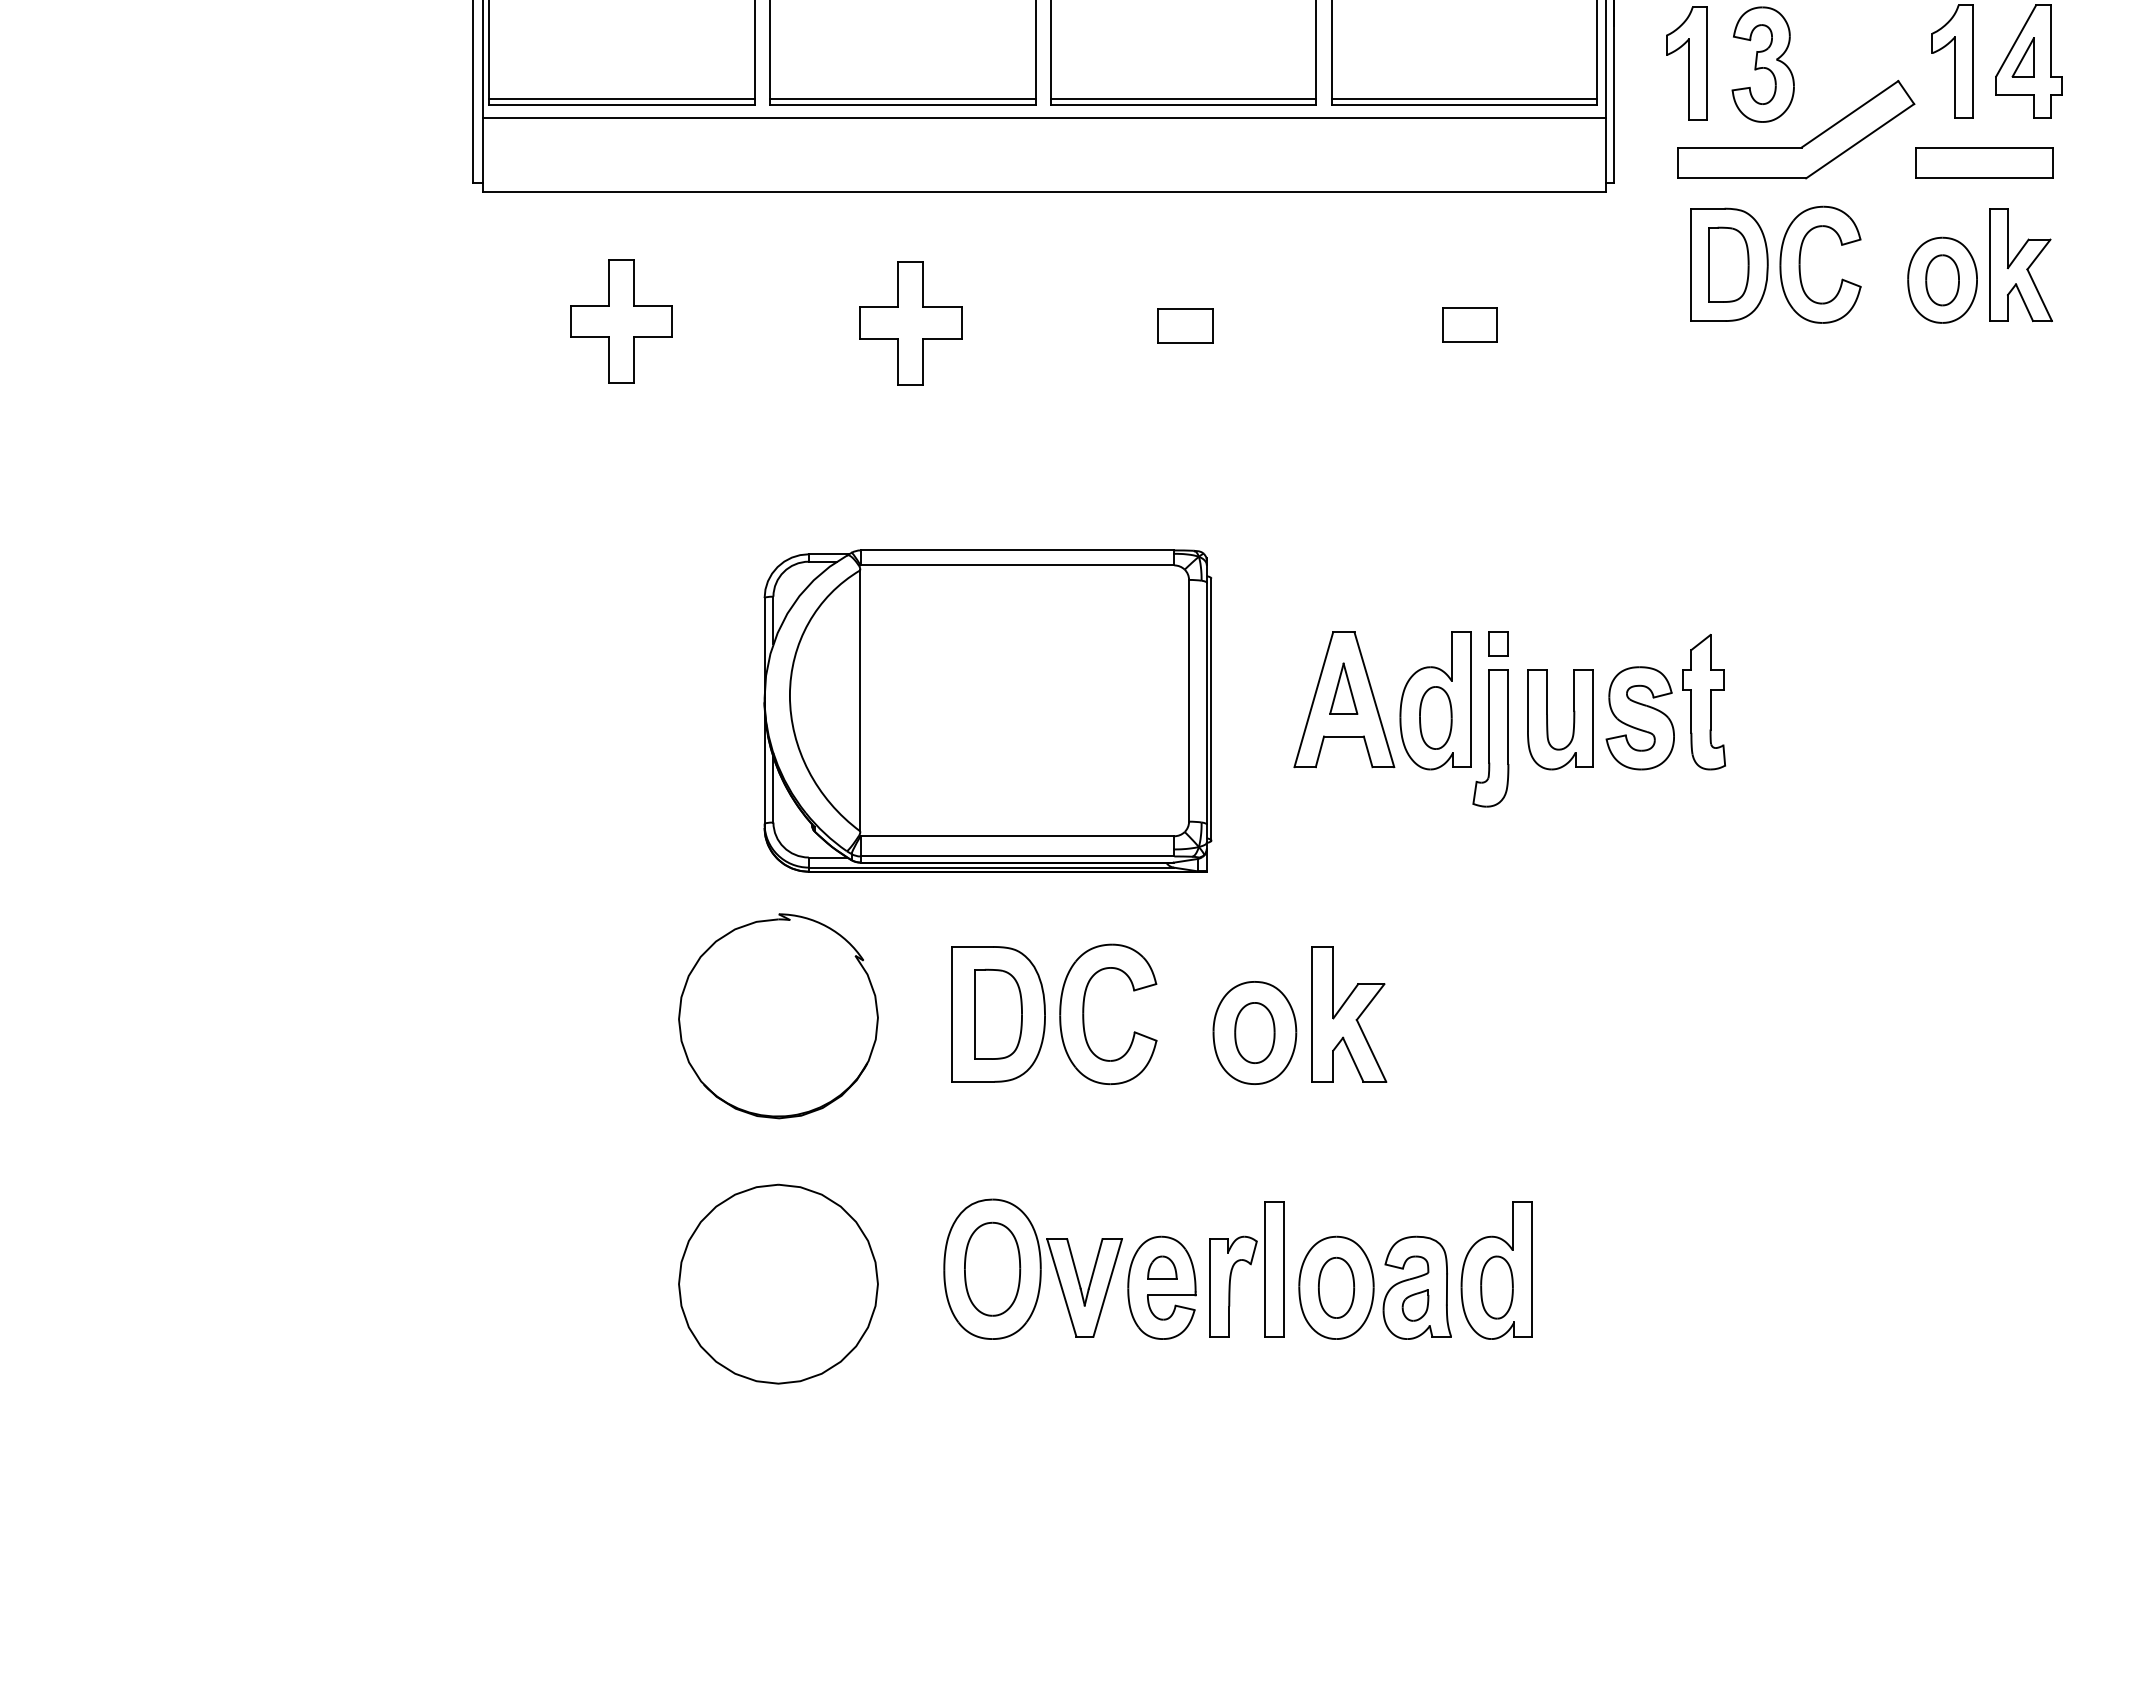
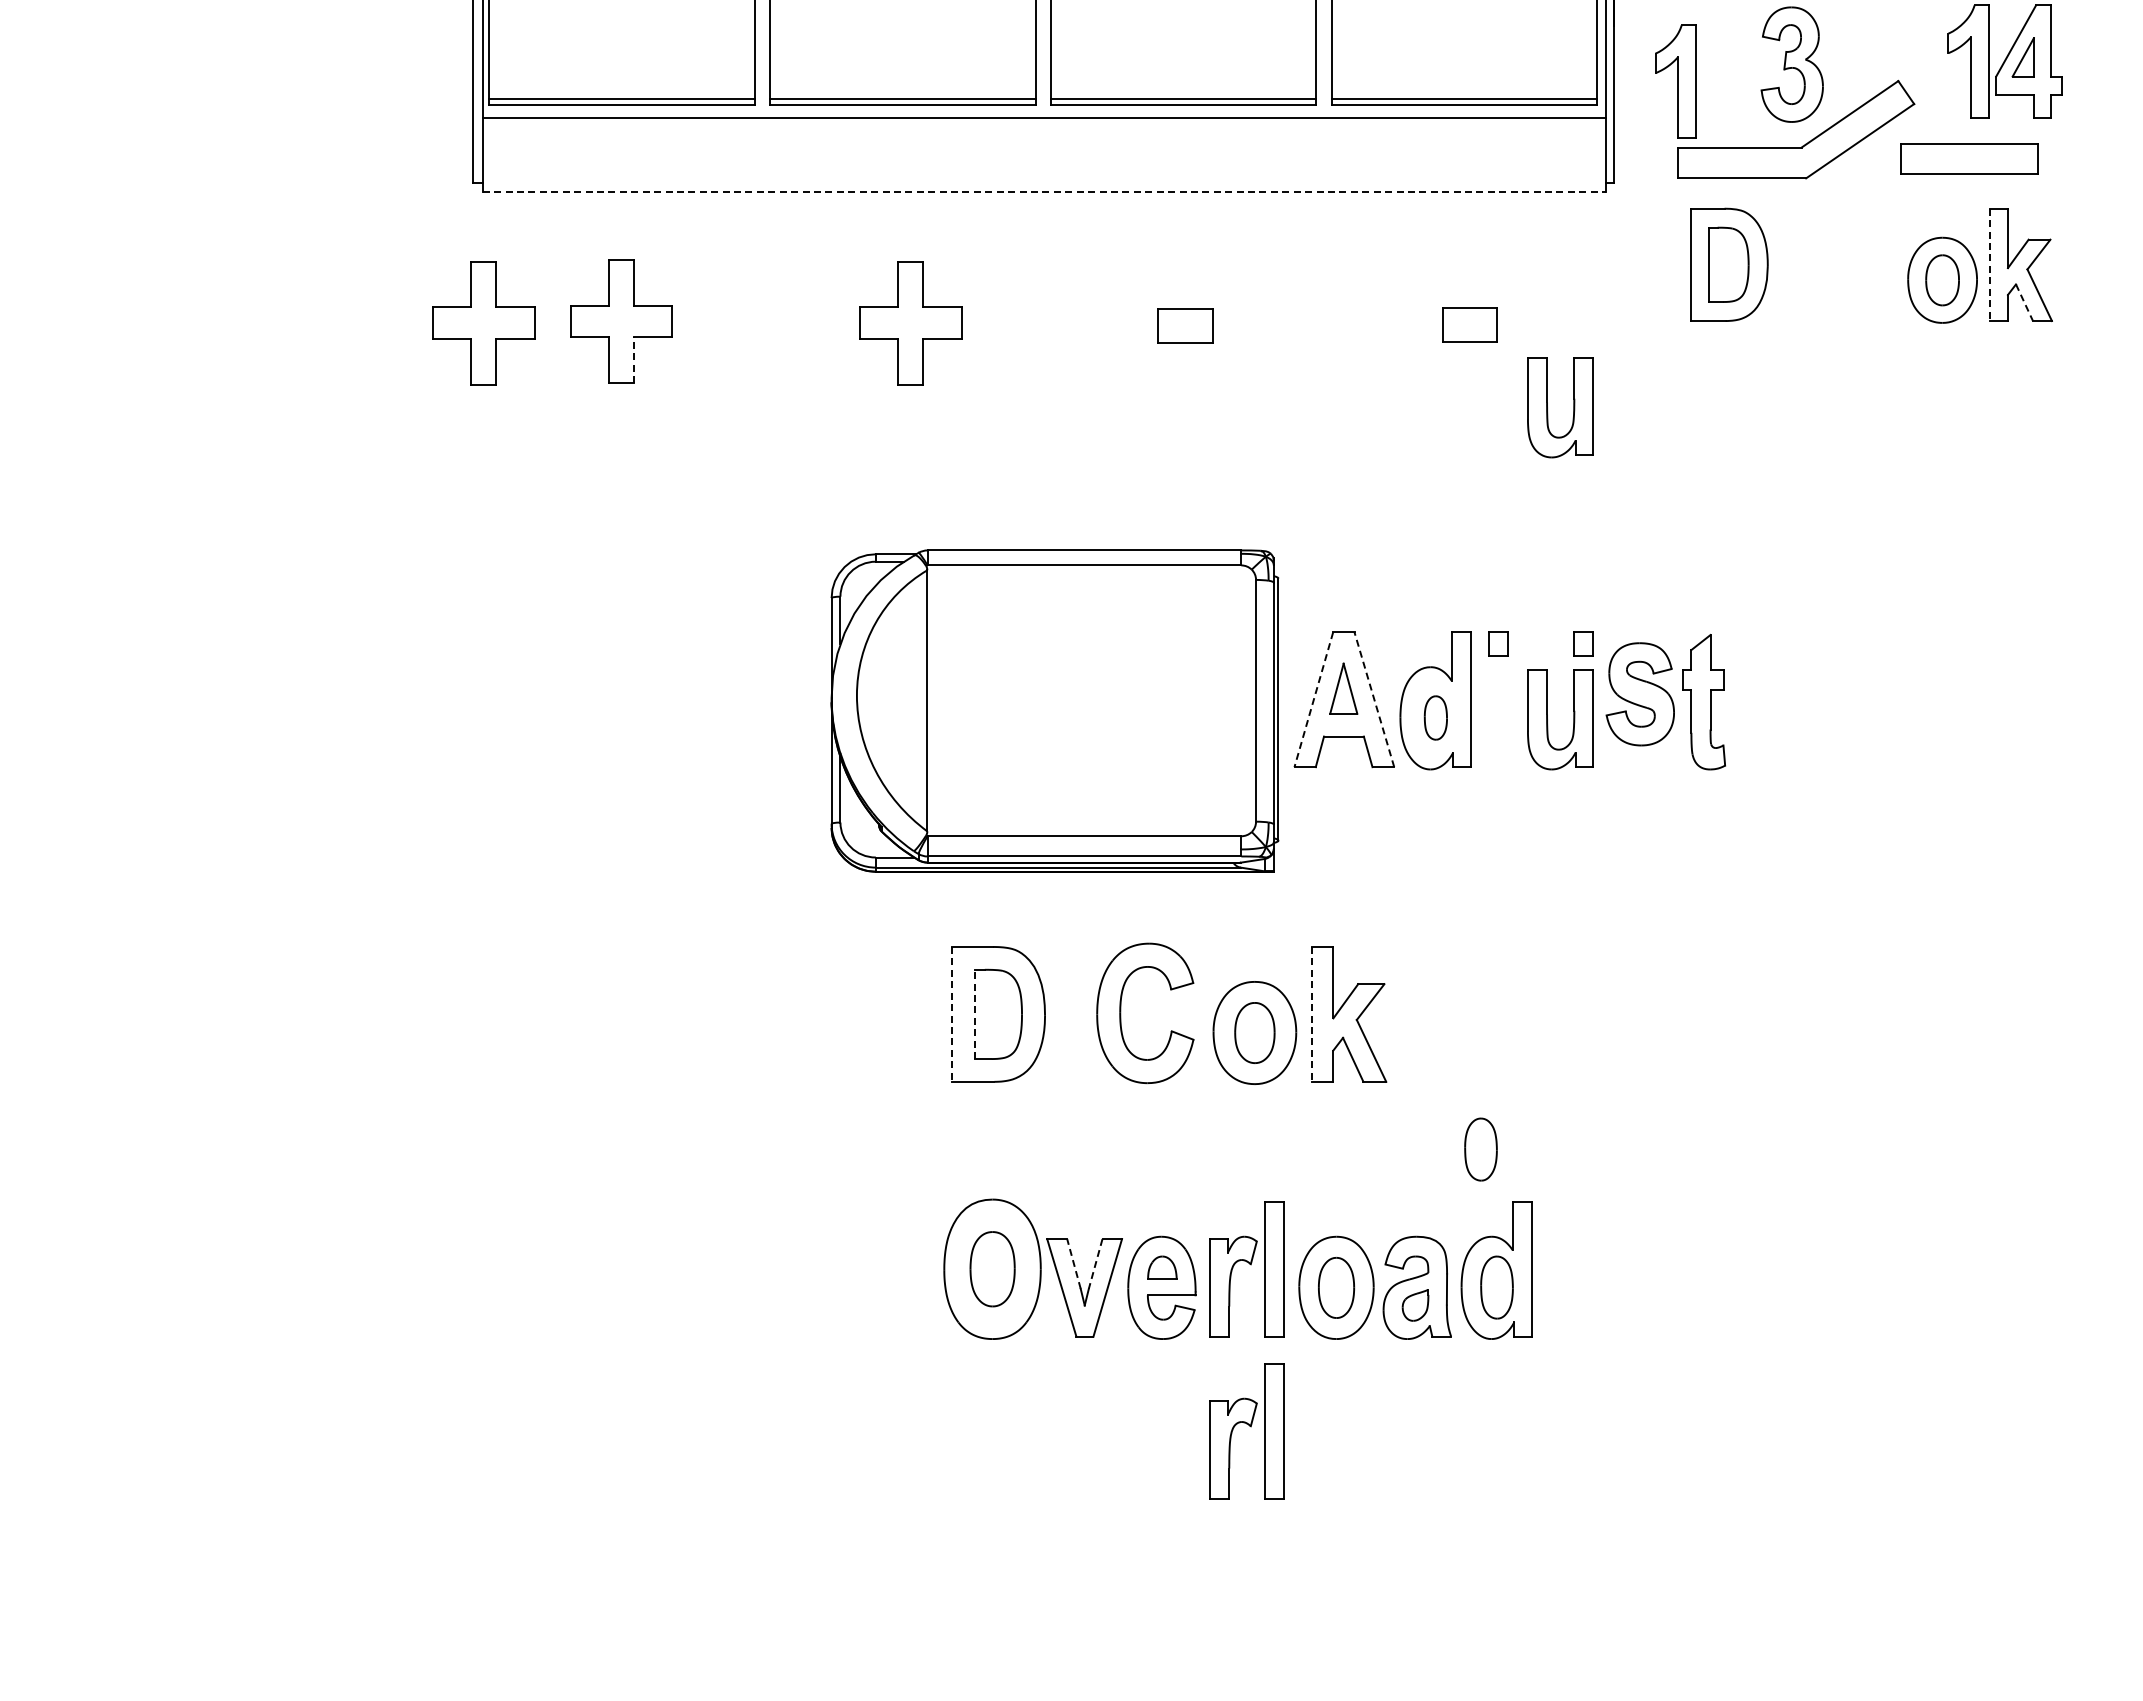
part position: (1952, 61) -> (1968, 61) (1968, 61)
part position: (1686, 63) -> (1675, 81) (1675, 81)
part position: (1762, 64) -> (1791, 64) (1791, 64)
part position: (1984, 162) -> (1969, 158) (1969, 158)
line: solid -> dashed (1044, 191)
part: present -> none (1800, 264)
line: solid -> dashed (1990, 265)
line: solid -> dashed (2024, 303)
part: none -> present (483, 323)
line: solid -> dashed (634, 360)
part: none -> present (1547, 407)
part: none -> present (1583, 643)
line: solid -> dashed (1374, 699)
line: solid -> dashed (1313, 700)
part position: (987, 710) -> (1054, 710) (1054, 710)
part size: 34x64 px -> 25x46 px (1435, 717)
part position: (1639, 718) -> (1639, 694) (1639, 694)
part: present -> none (1490, 738)
part position: (1084, 1013) -> (1121, 1012) (1121, 1012)
line: solid -> dashed (952, 1014)
line: solid -> dashed (974, 1014)
line: solid -> dashed (1312, 1014)
part: present -> none (778, 1016)
part: none -> present (1480, 1149)
line: solid -> dashed (1073, 1264)
line: solid -> dashed (1095, 1264)
part size: 58x96 px -> 47x77 px (992, 1269)
part: present -> none (778, 1283)
part: none -> present (1246, 1431)
